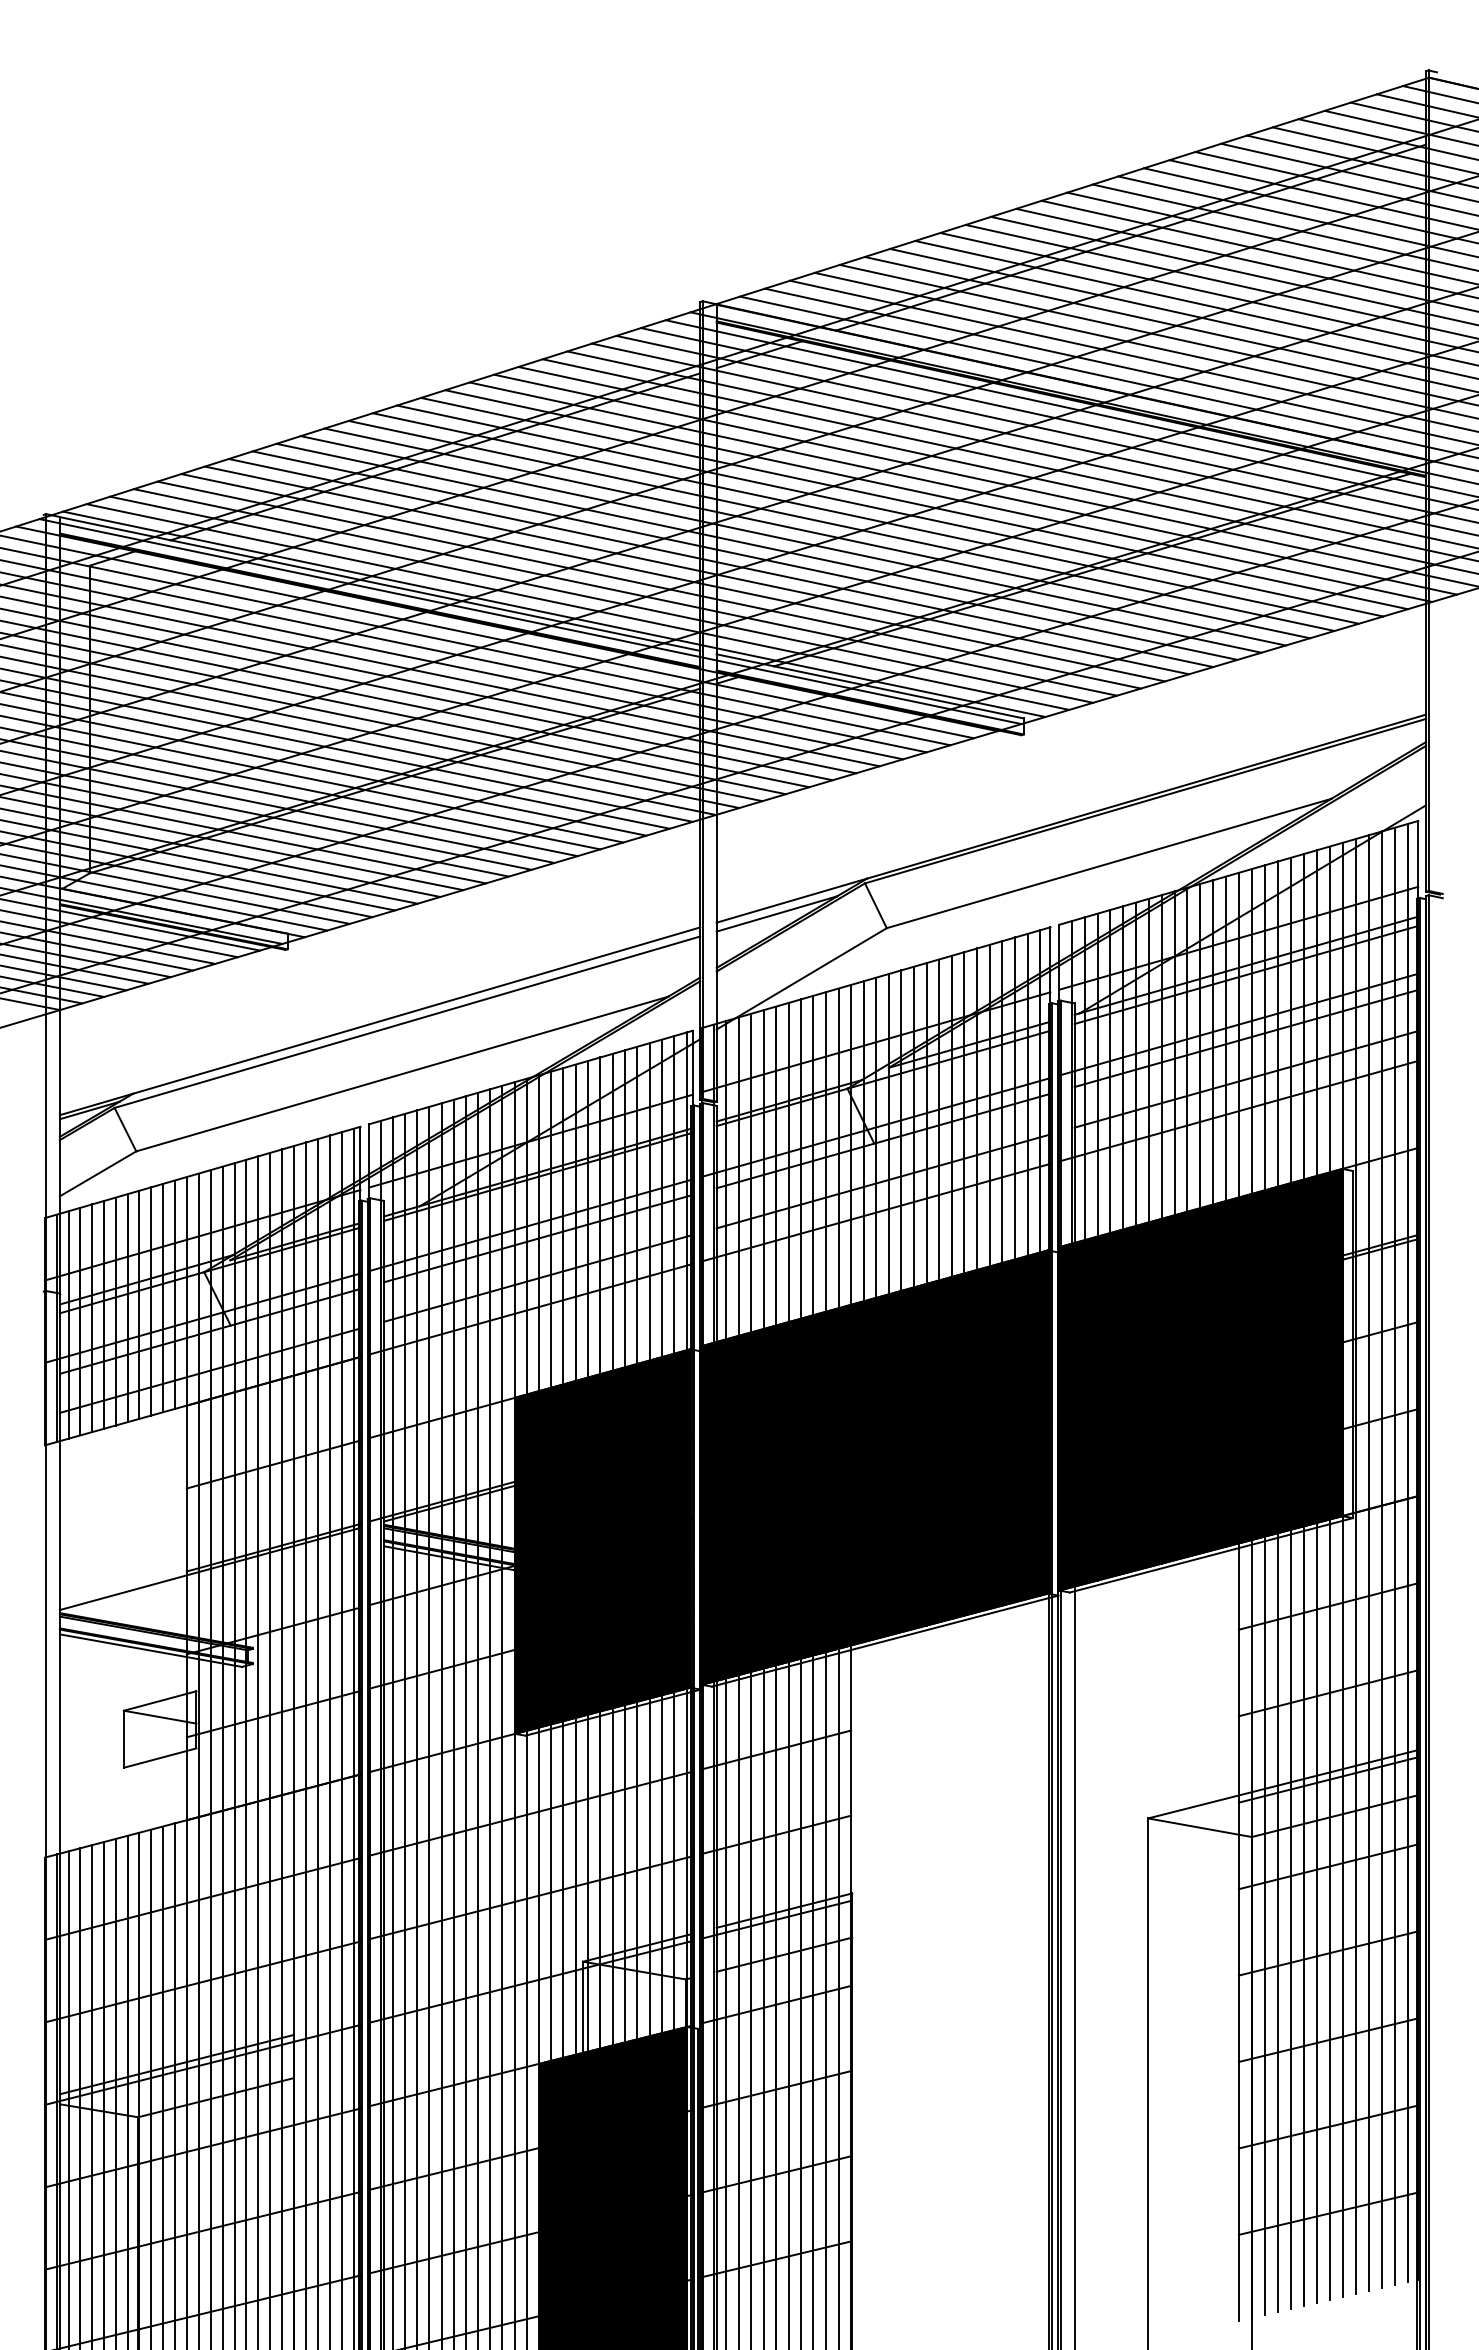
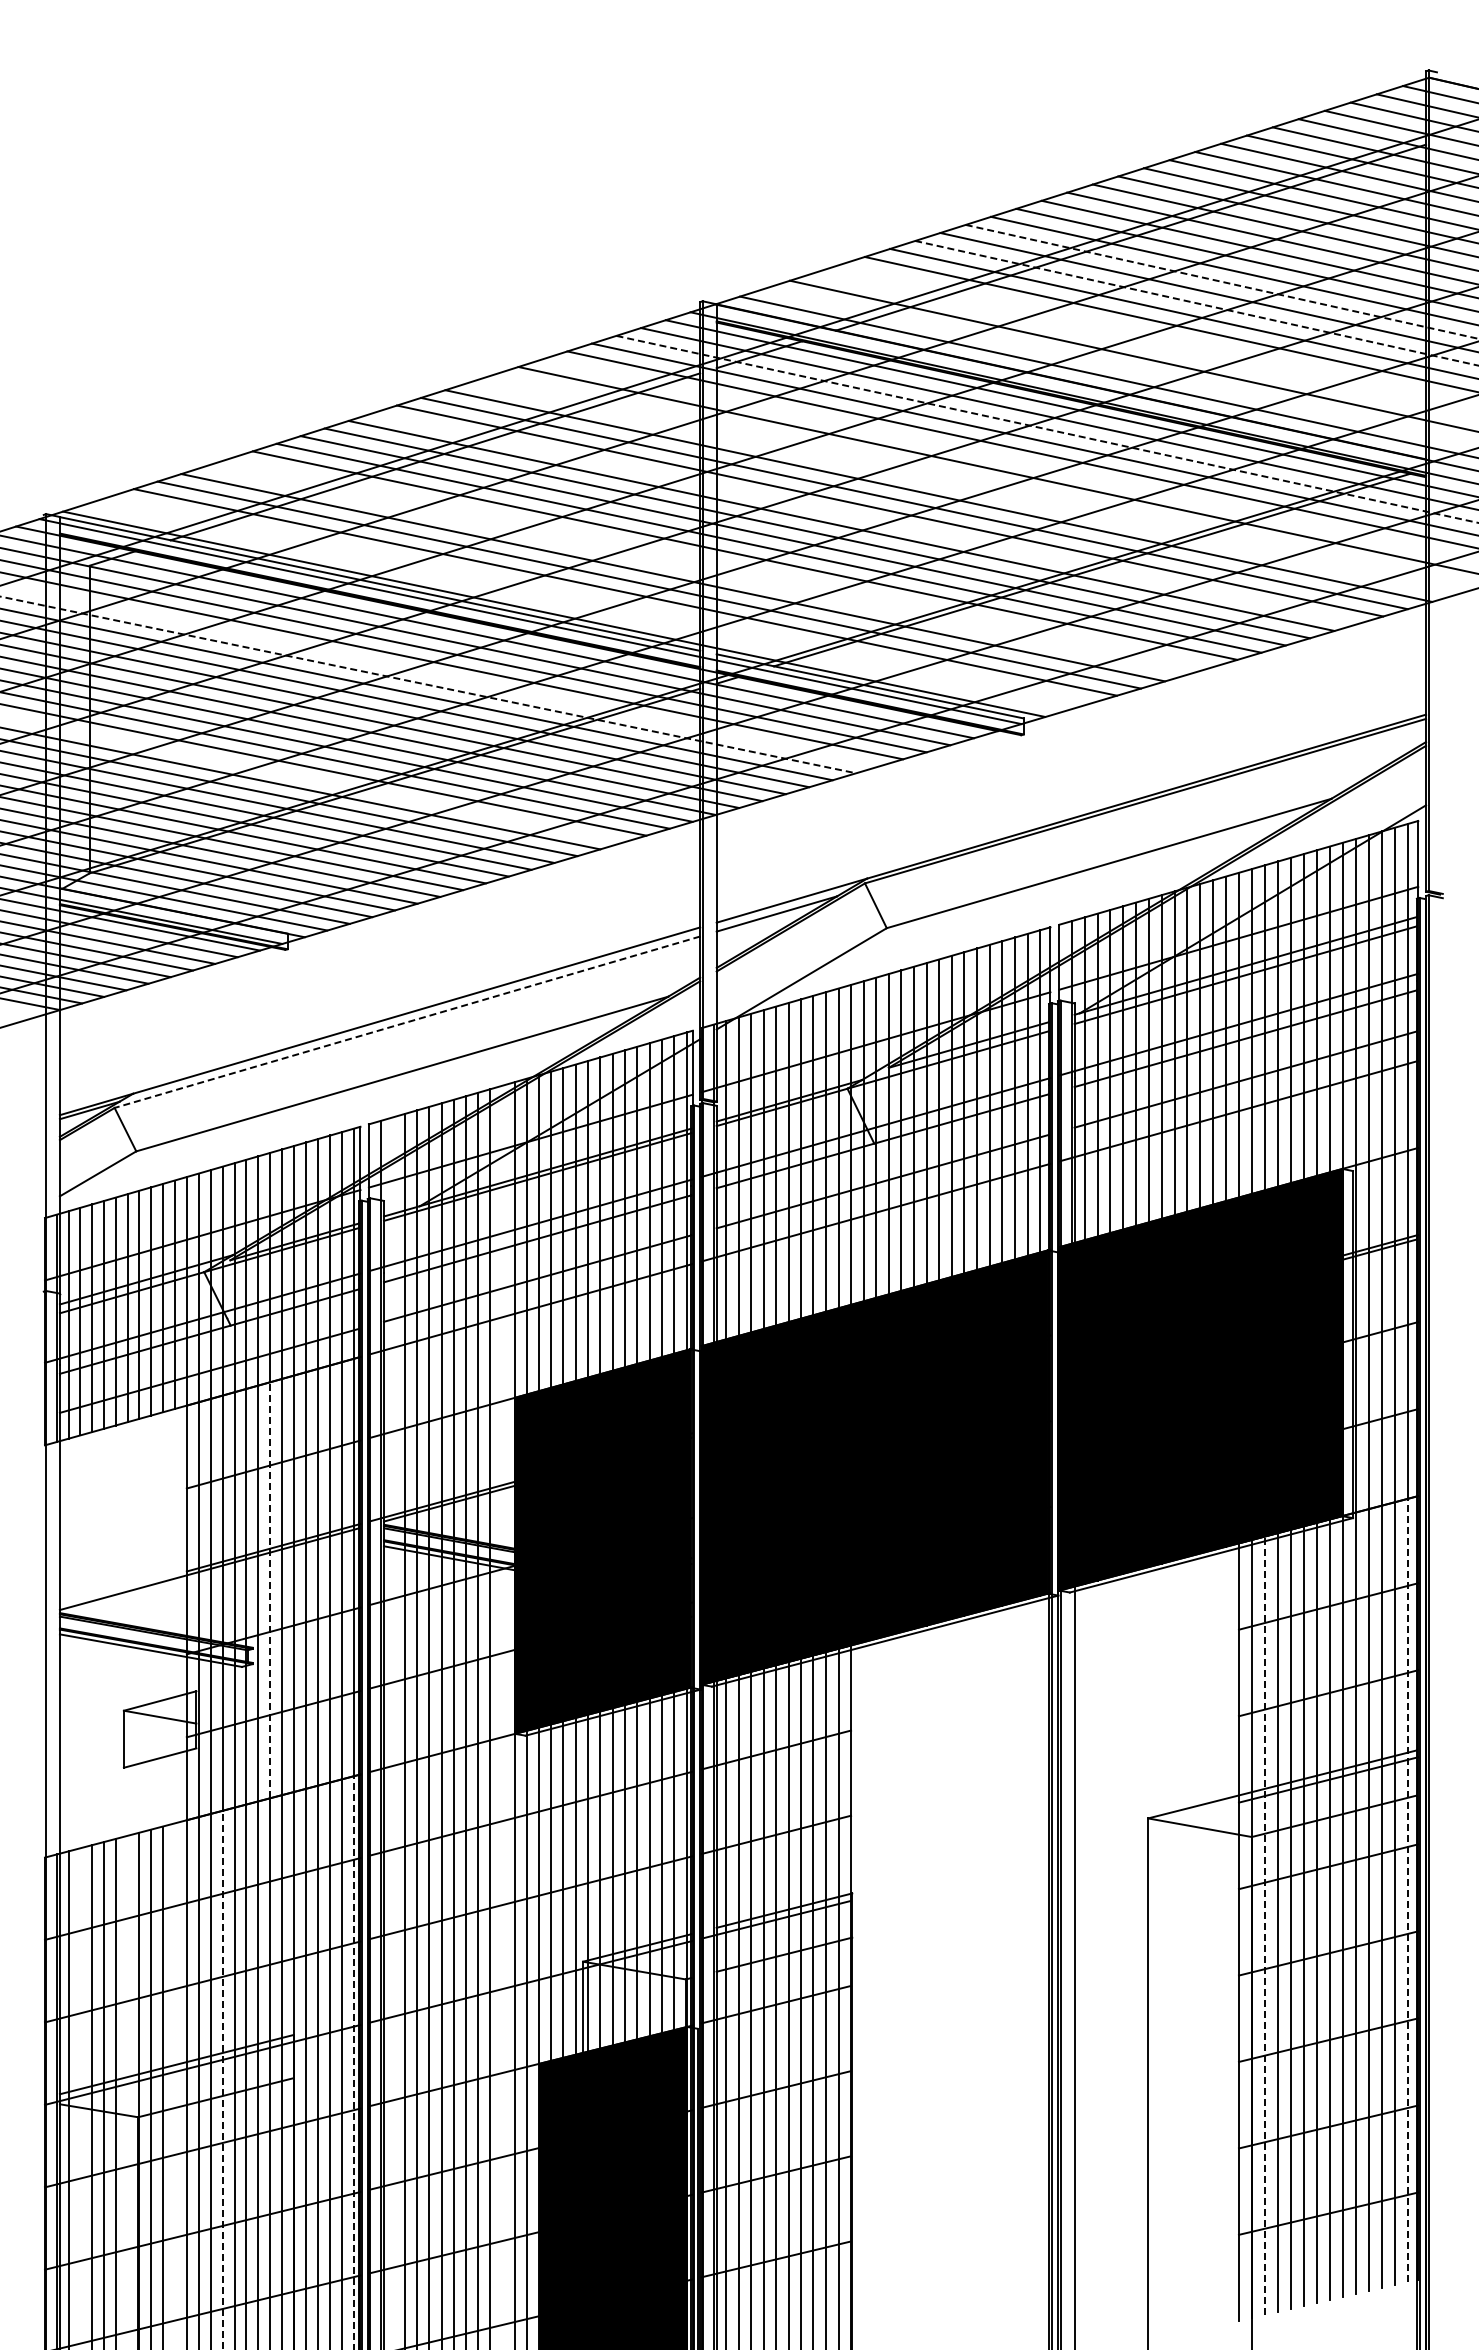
line: solid -> dashed (1222, 281)
line: solid -> dashed (1197, 303)
line: present -> none (1157, 334)
line: present -> none (1144, 345)
line: present -> none (1119, 366)
line: solid -> dashed (1047, 429)
line: present -> none (1008, 459)
line: present -> none (984, 480)
line: present -> none (962, 488)
line: present -> none (865, 518)
line: present -> none (720, 563)
line: present -> none (697, 570)
line: present -> none (601, 599)
line: present -> none (577, 606)
line: present -> none (440, 675)
line: solid -> dashed (428, 684)
line: present -> none (312, 779)
line: solid -> dashed (406, 1022)
line: solid -> dashed (270, 1590)
line: present -> none (502, 1715)
line: present -> none (393, 1731)
line: solid -> dashed (1408, 1890)
line: solid -> dashed (1264, 1925)
line: solid -> dashed (354, 2062)
line: solid -> dashed (222, 2079)
line: present -> none (174, 2084)
line: present -> none (127, 2090)
line: present -> none (80, 2097)
